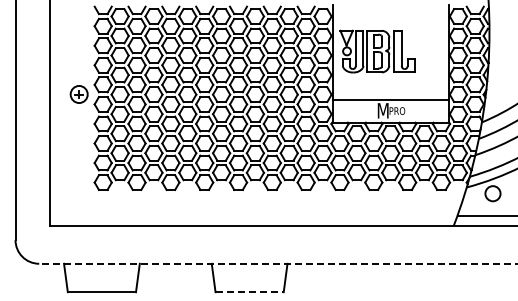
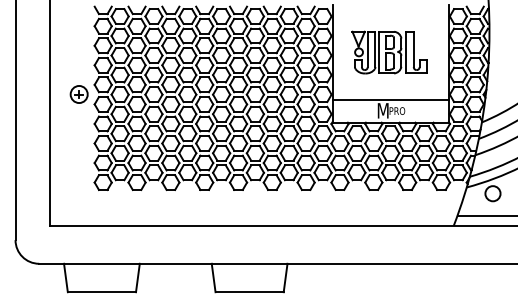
part position: (377, 51) -> (389, 52) (389, 52)
line: dashed -> solid (277, 263)
line: dashed -> solid (250, 292)
